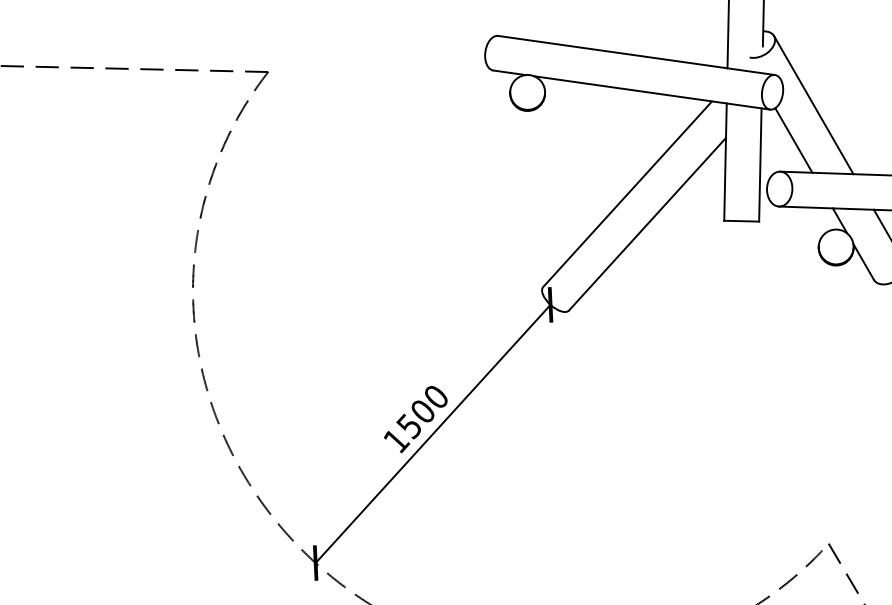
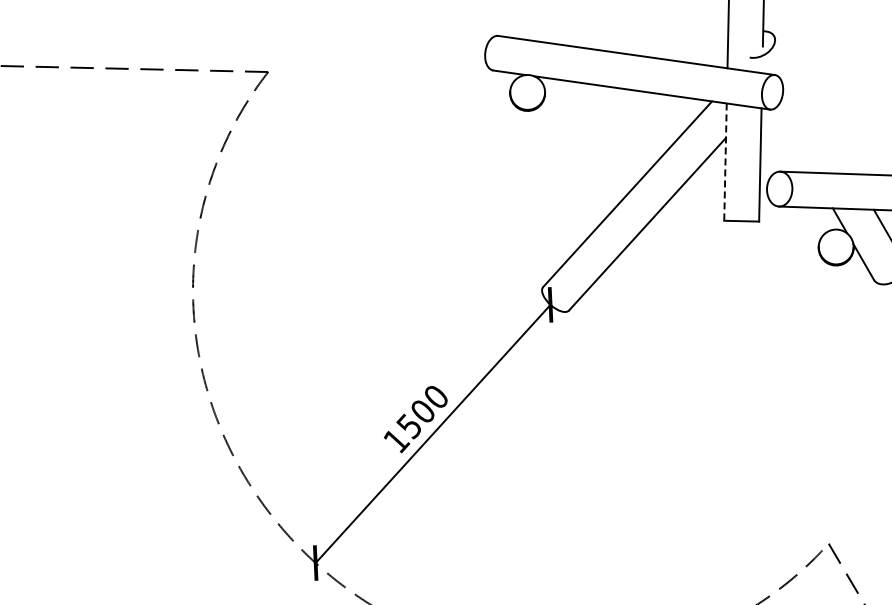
line: present -> none (813, 105)
line: present -> none (793, 140)
line: solid -> dashed (725, 162)
